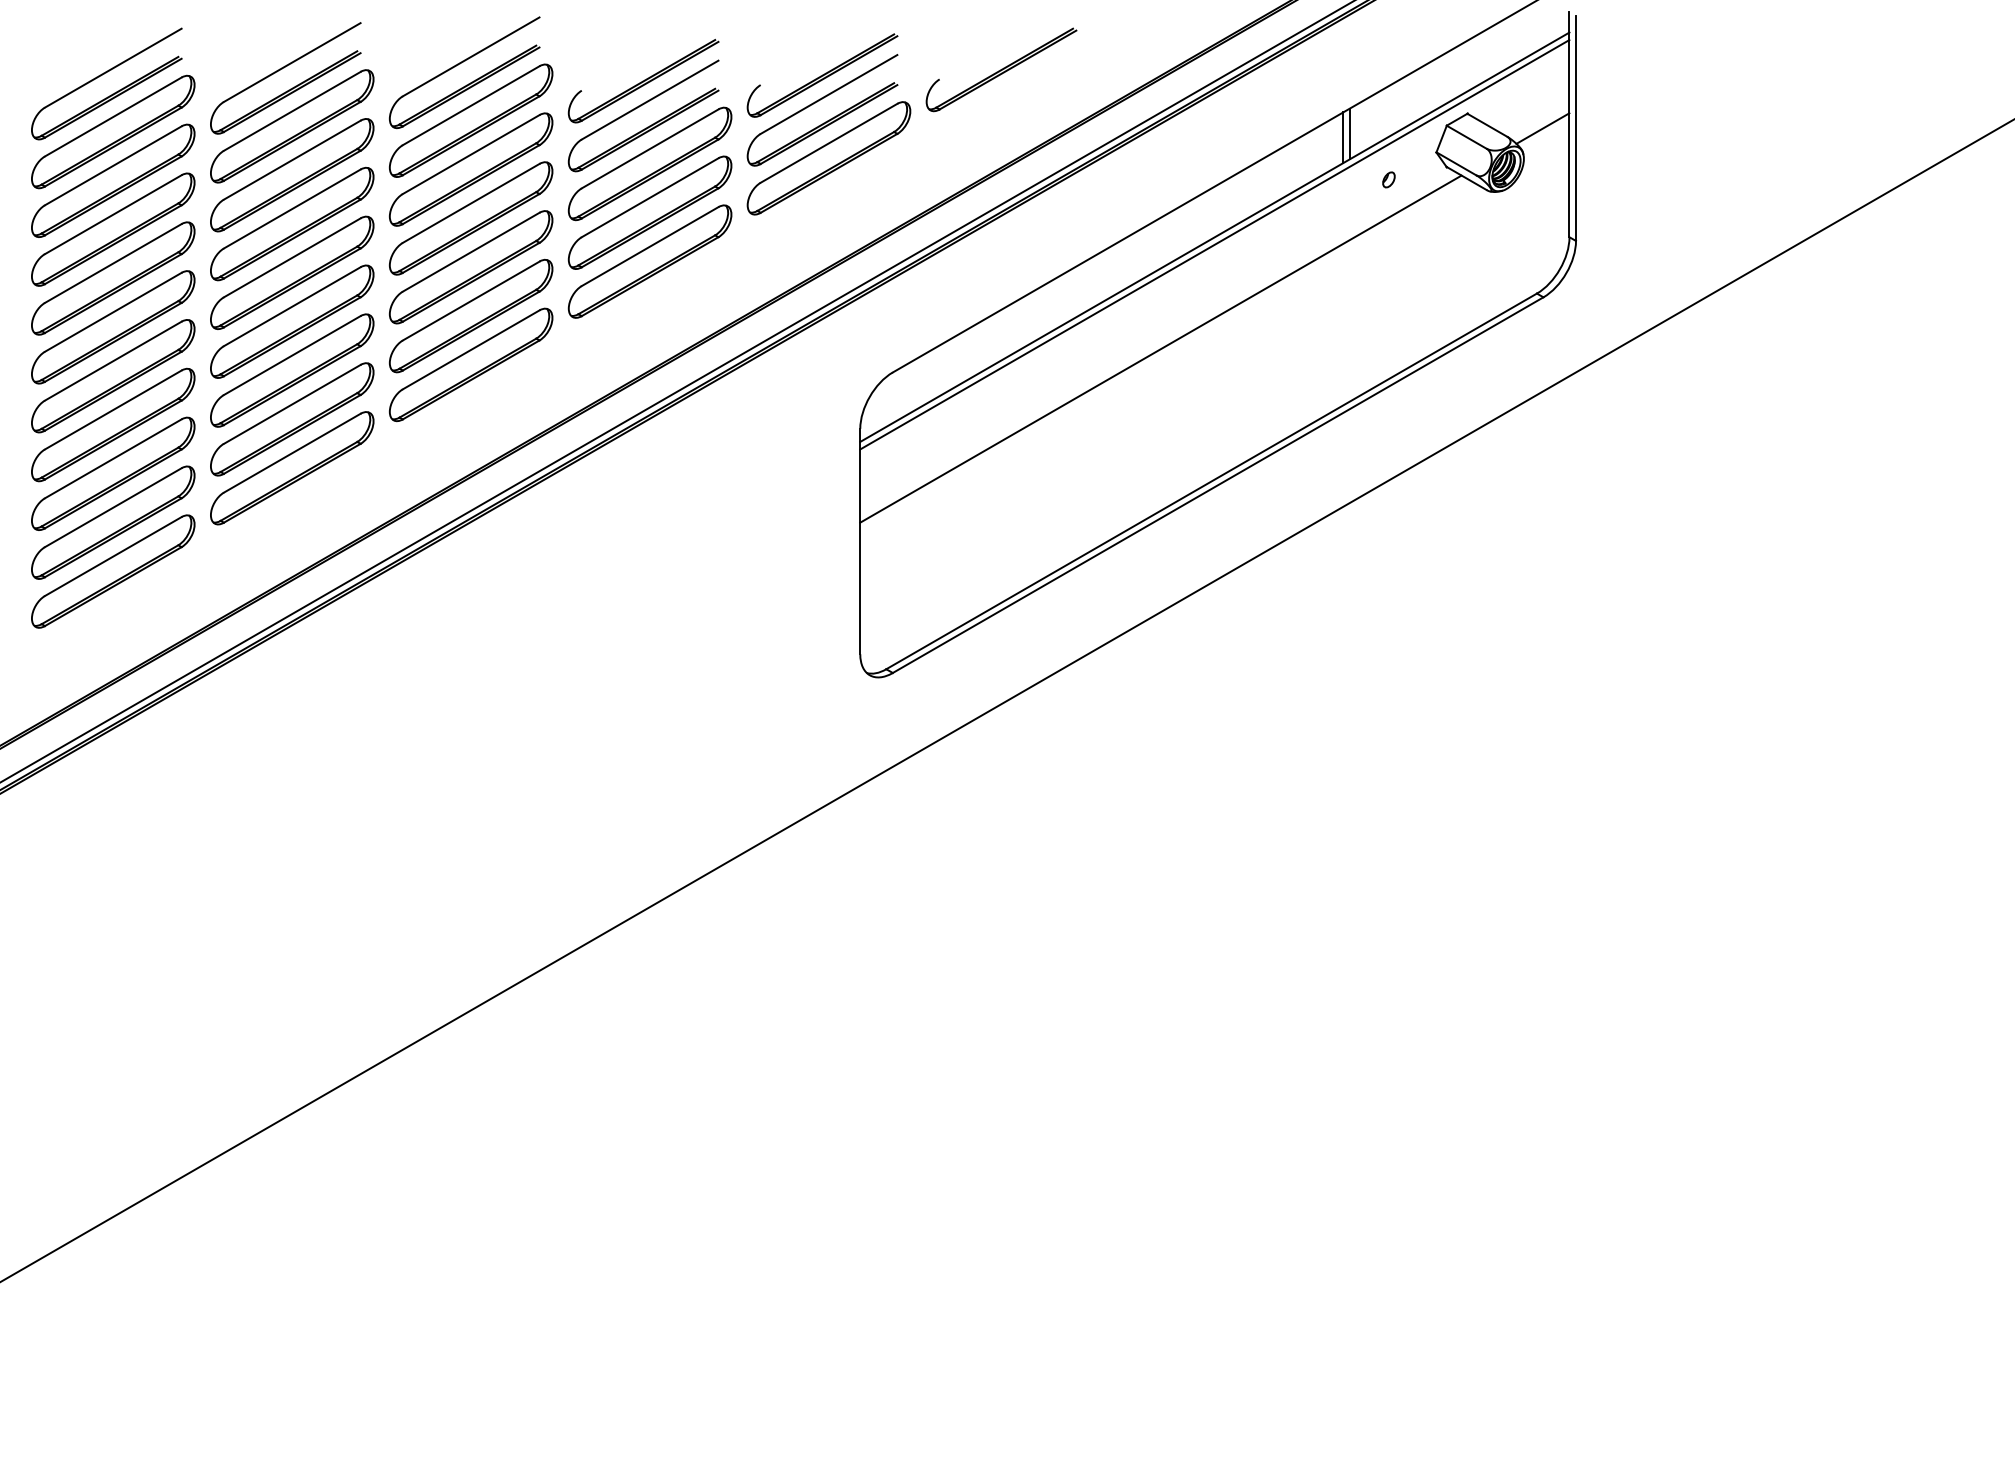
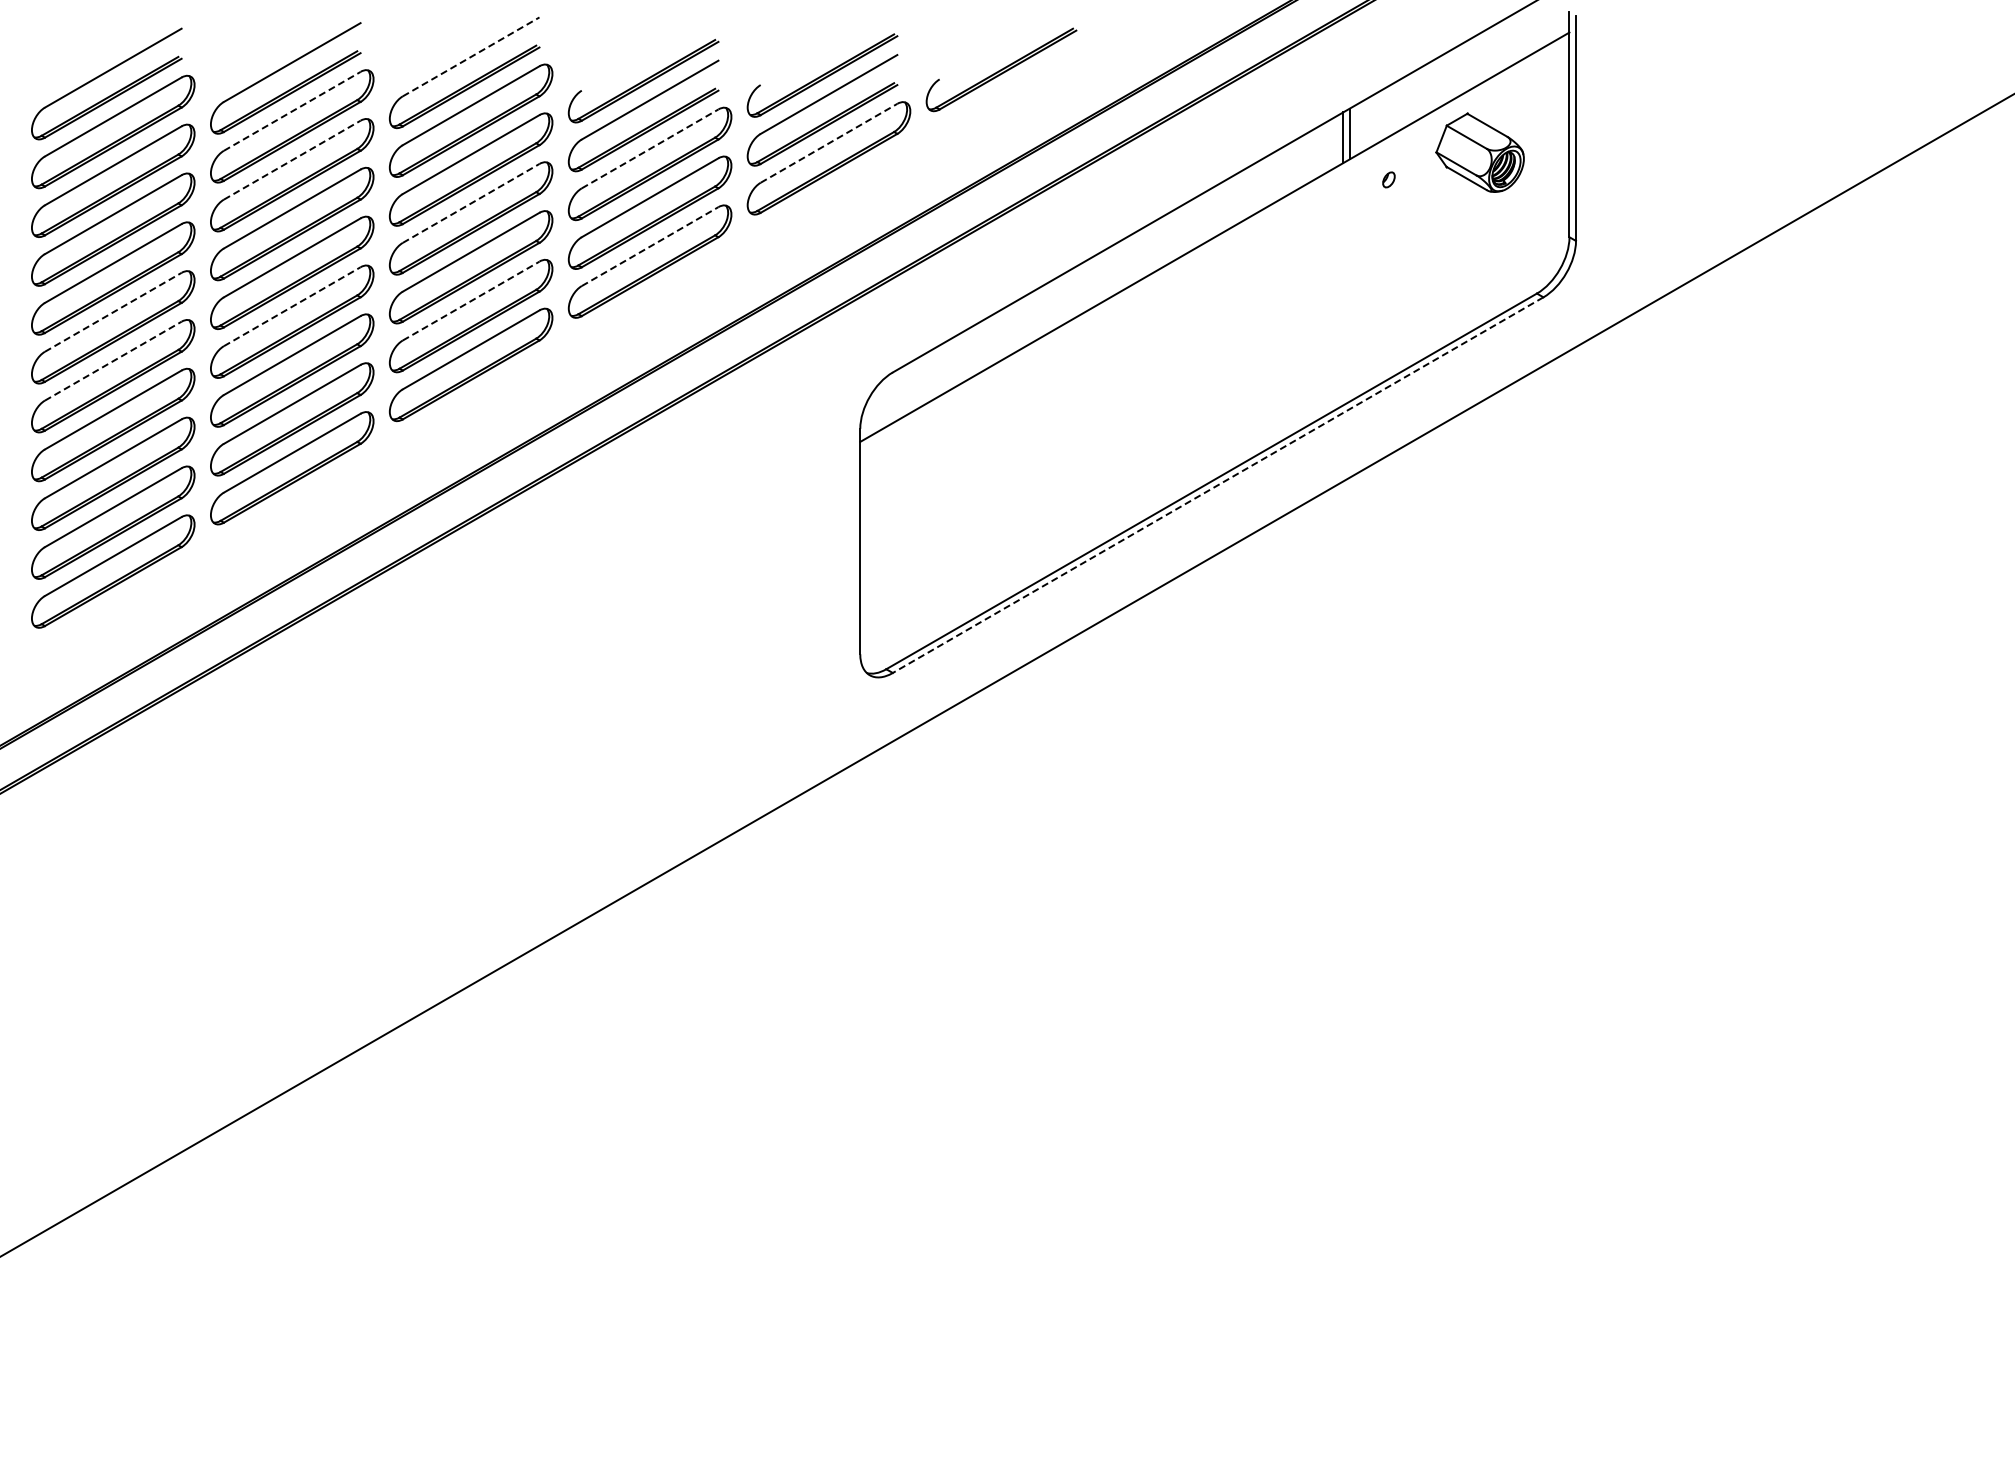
line: solid -> dashed (471, 56)
line: solid -> dashed (292, 111)
line: present -> none (1542, 128)
line: solid -> dashed (829, 143)
line: solid -> dashed (650, 148)
line: solid -> dashed (292, 160)
line: solid -> dashed (471, 203)
line: present -> none (1214, 244)
line: solid -> dashed (650, 246)
line: solid -> dashed (471, 301)
line: solid -> dashed (292, 306)
line: solid -> dashed (113, 312)
line: present -> none (1160, 348)
line: solid -> dashed (113, 361)
line: present -> none (677, 391)
line: solid -> dashed (1218, 485)
line position: (1006, 700) -> (1006, 675) (1006, 675)
